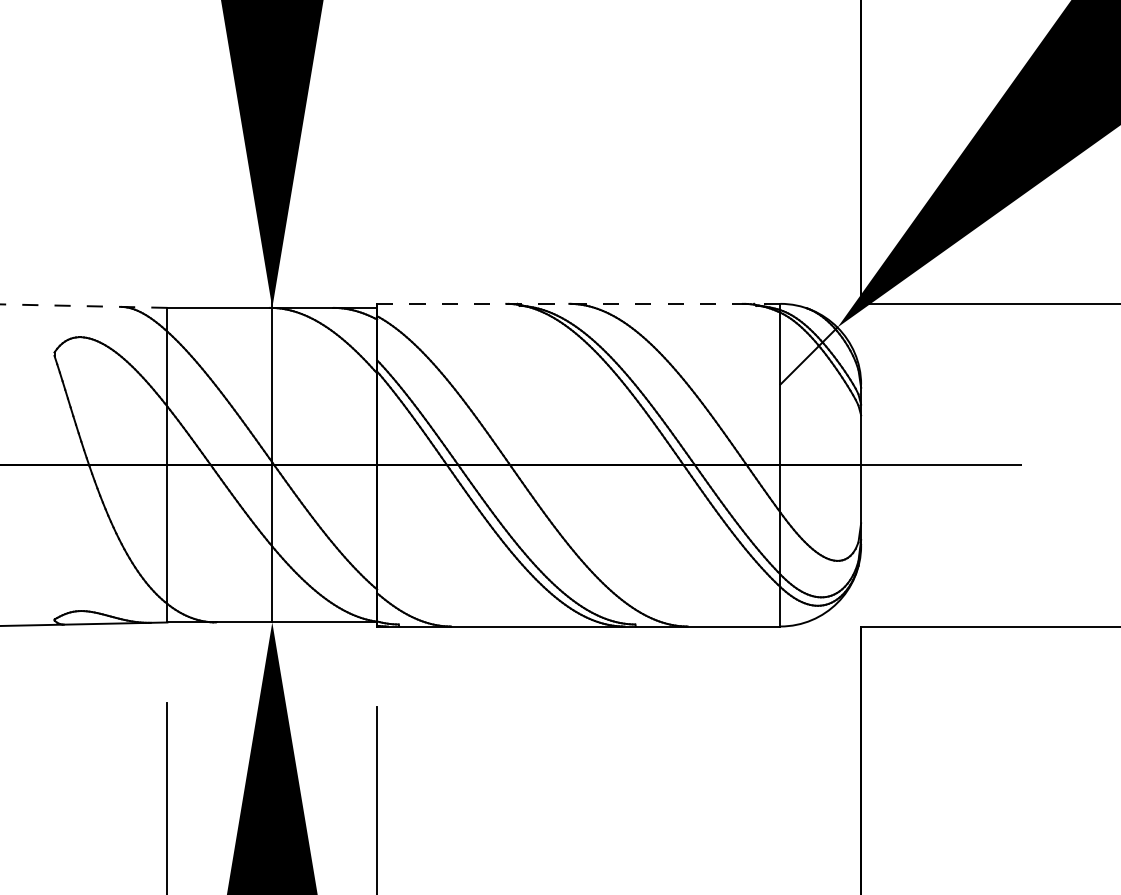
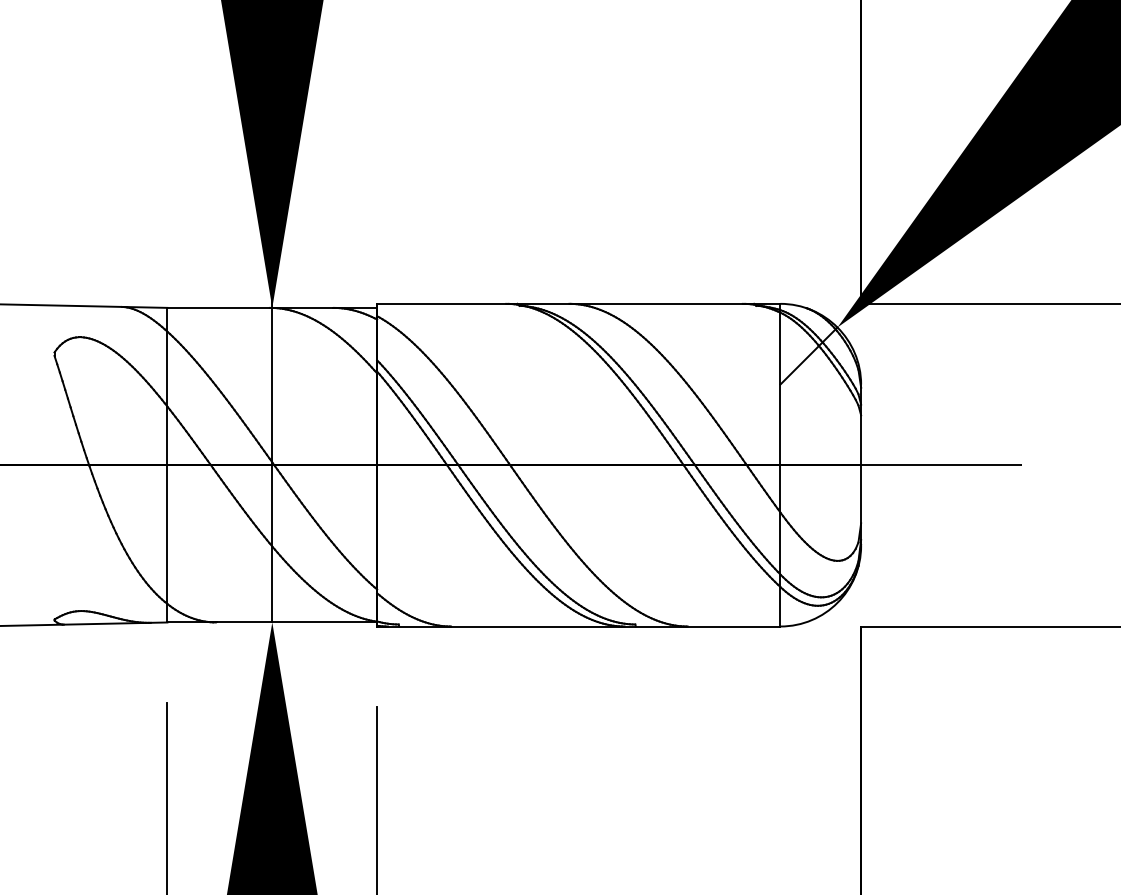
line: dashed -> solid (578, 303)
line: dashed -> solid (83, 306)
